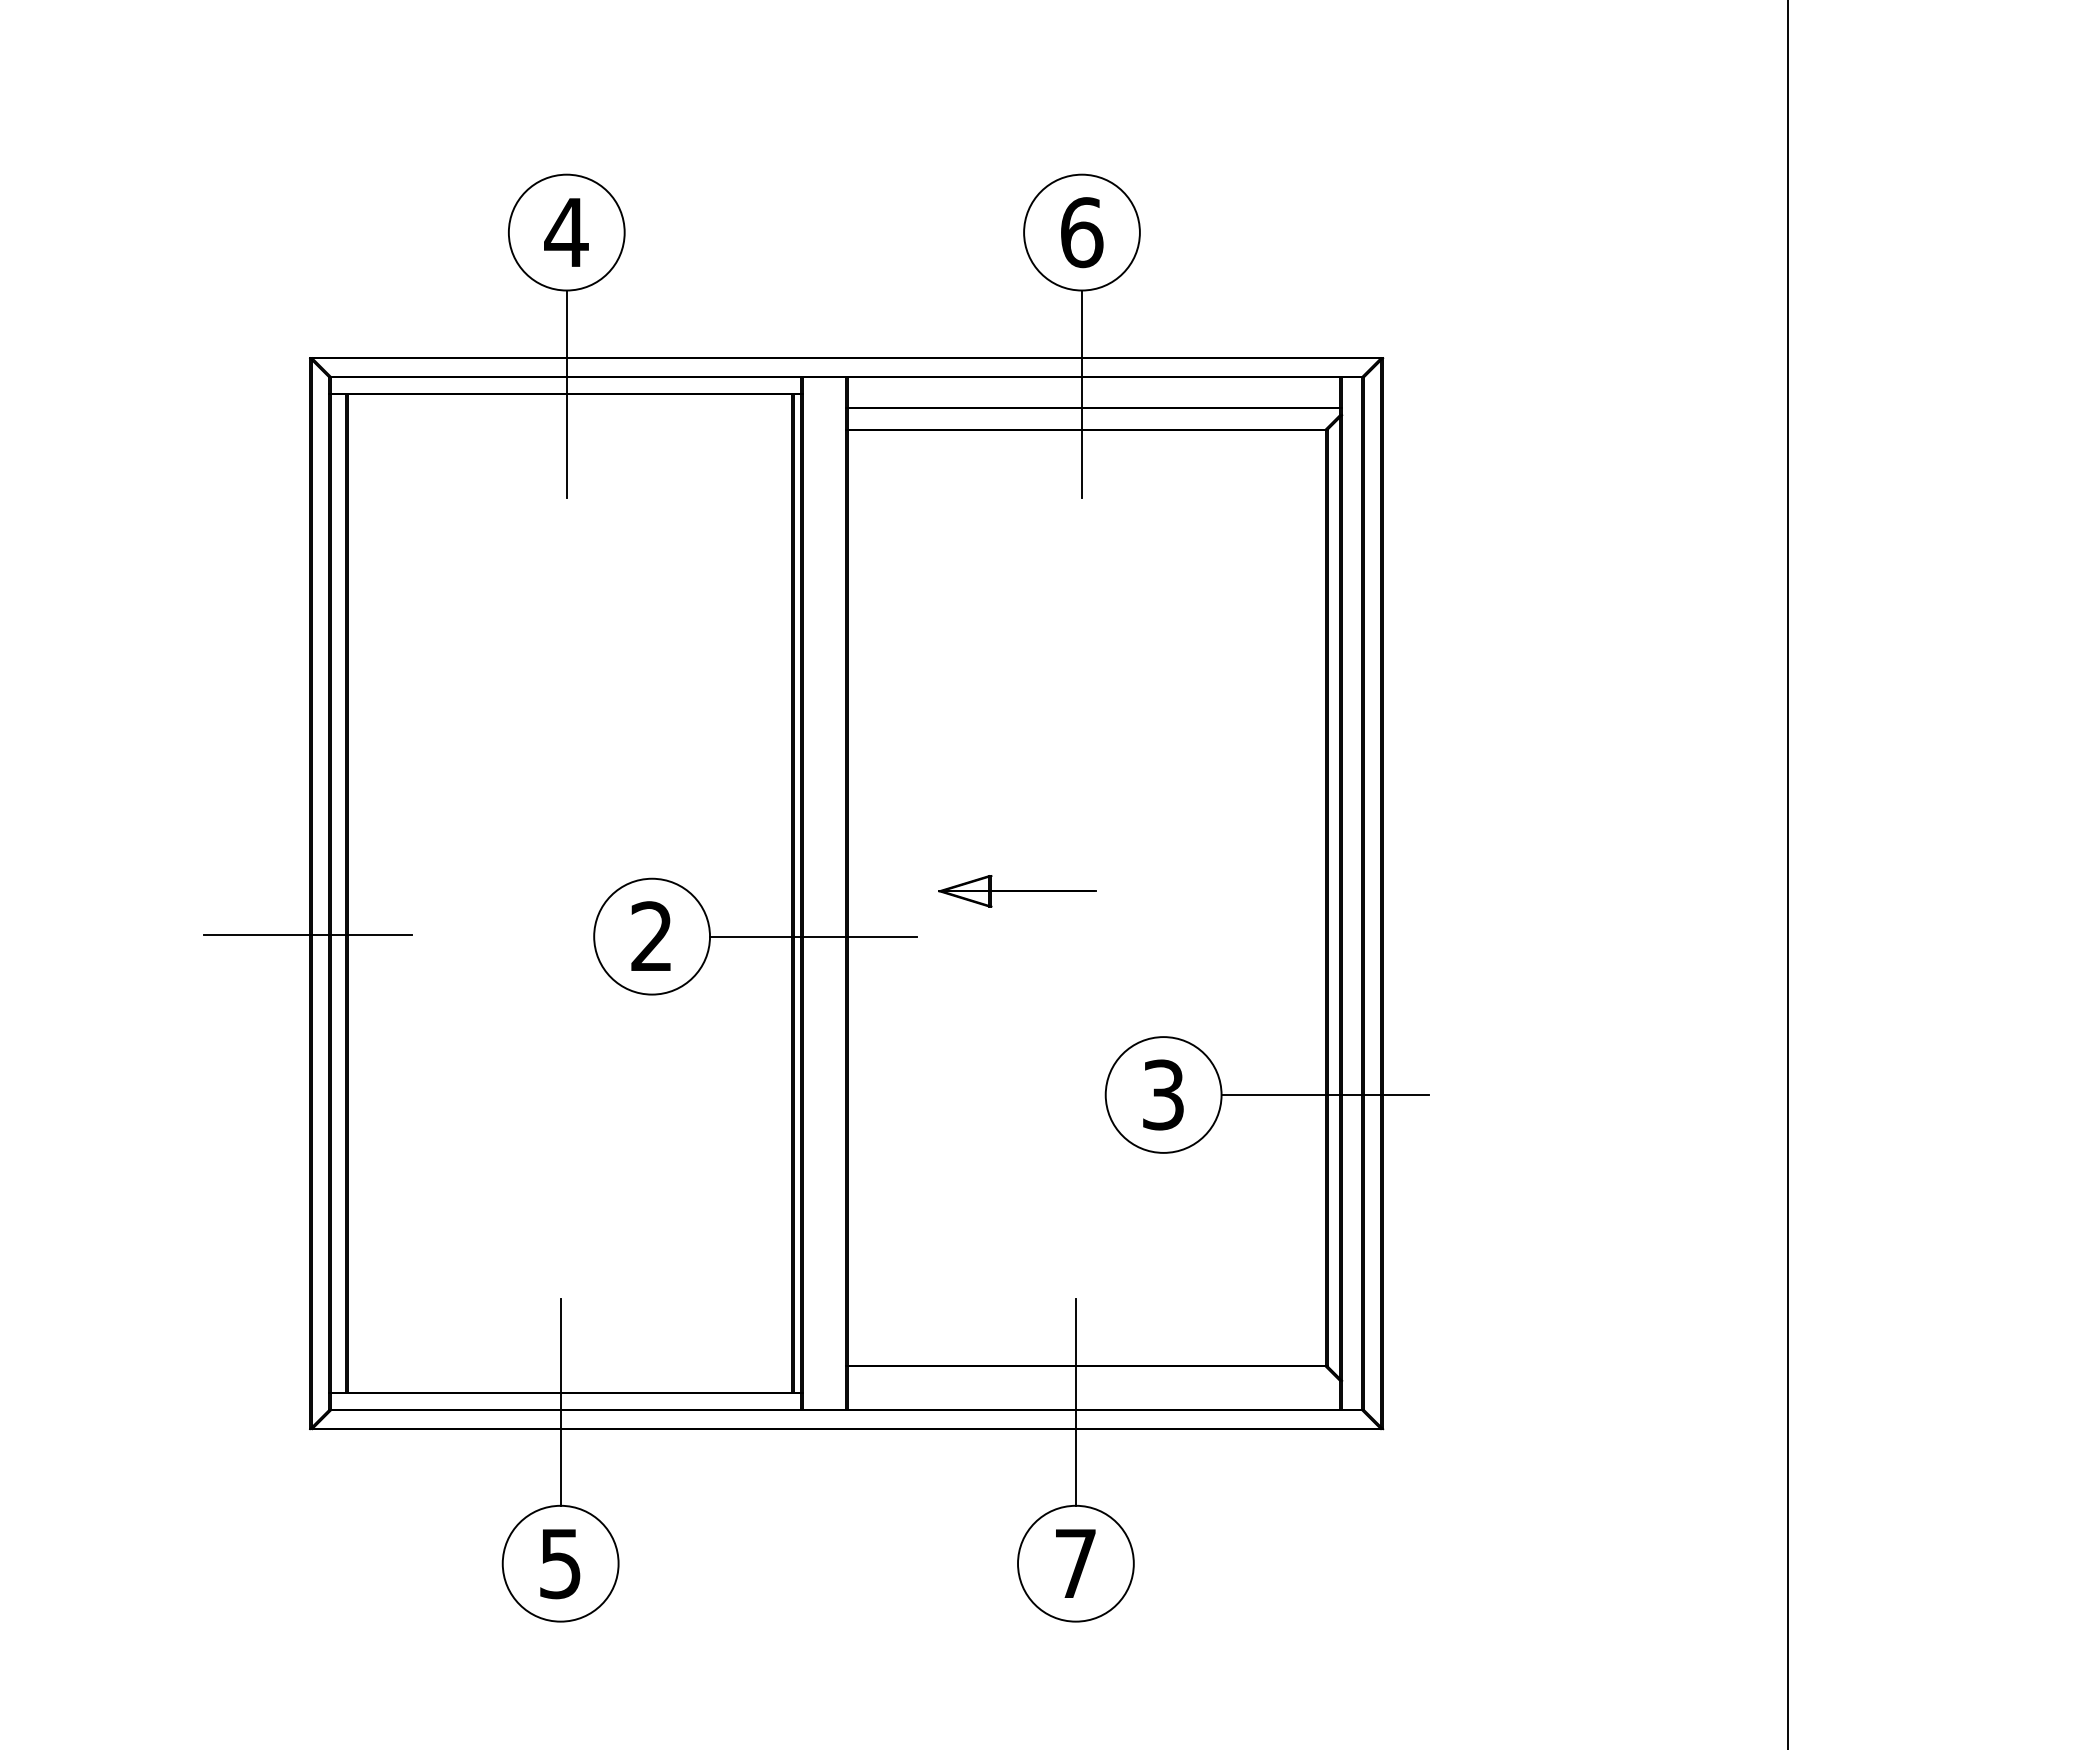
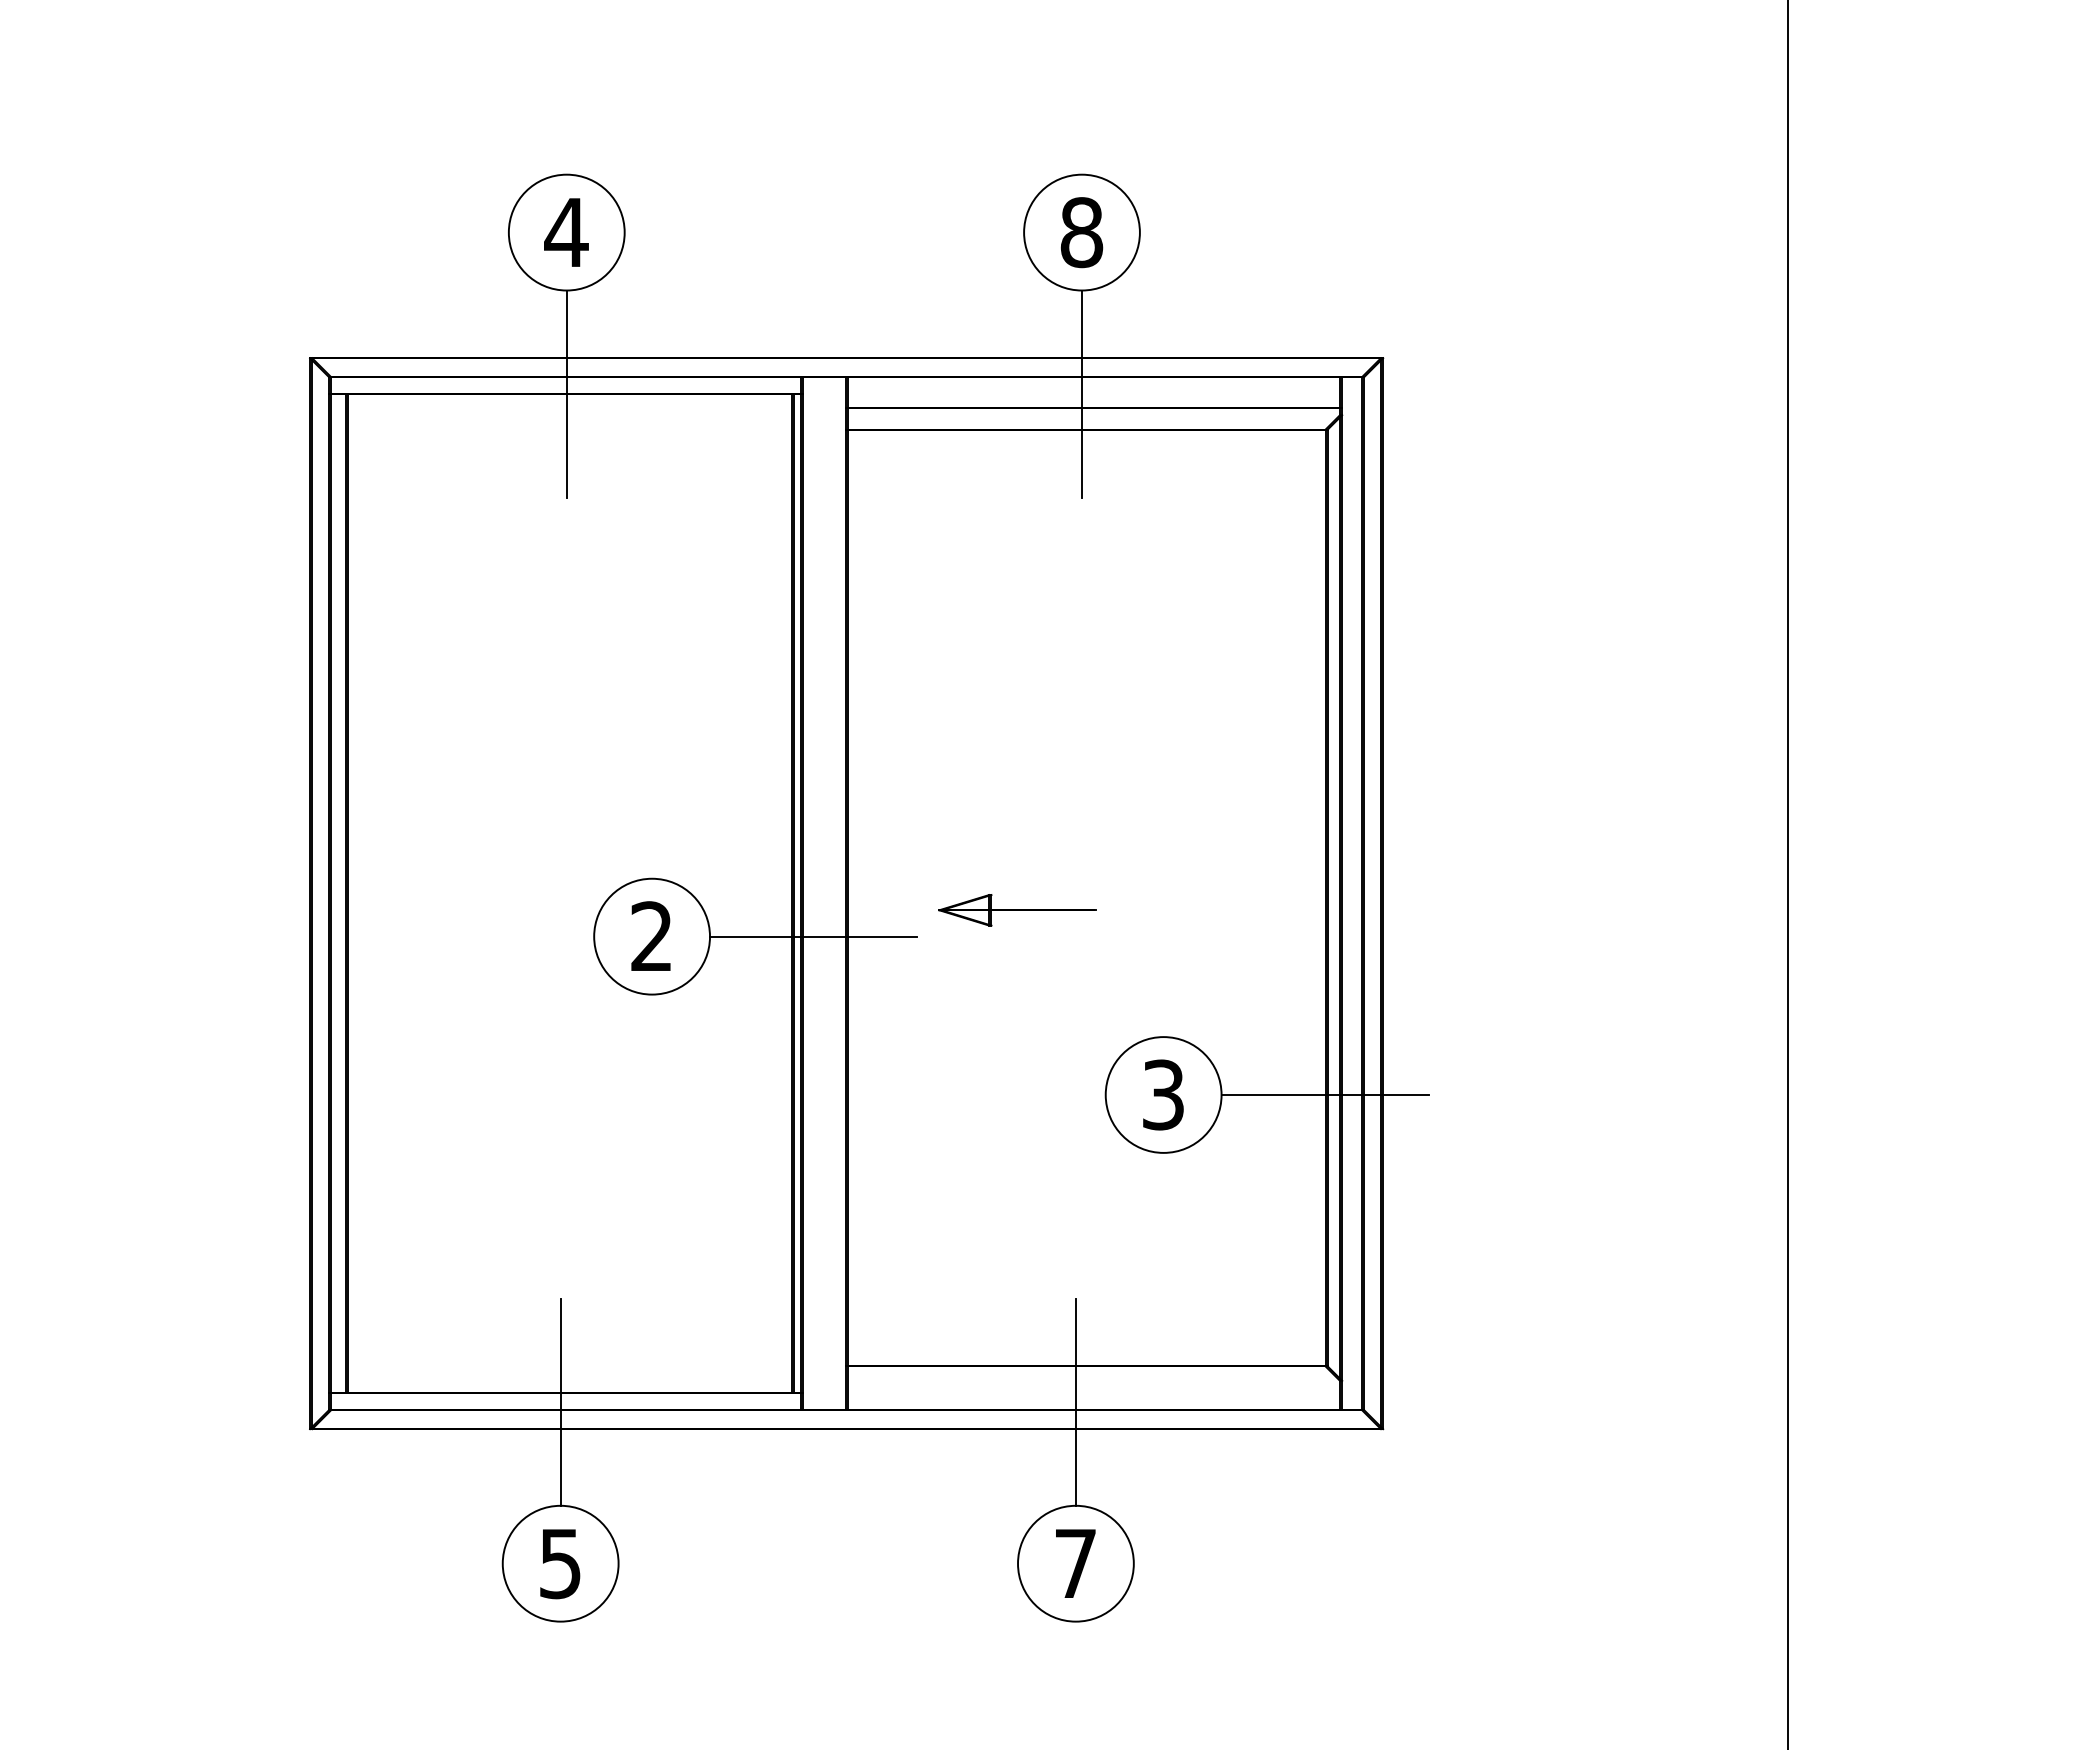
text: 6 -> 8 (1081, 232)
part position: (1017, 891) -> (1017, 910) (1017, 910)
line: present -> none (307, 934)
